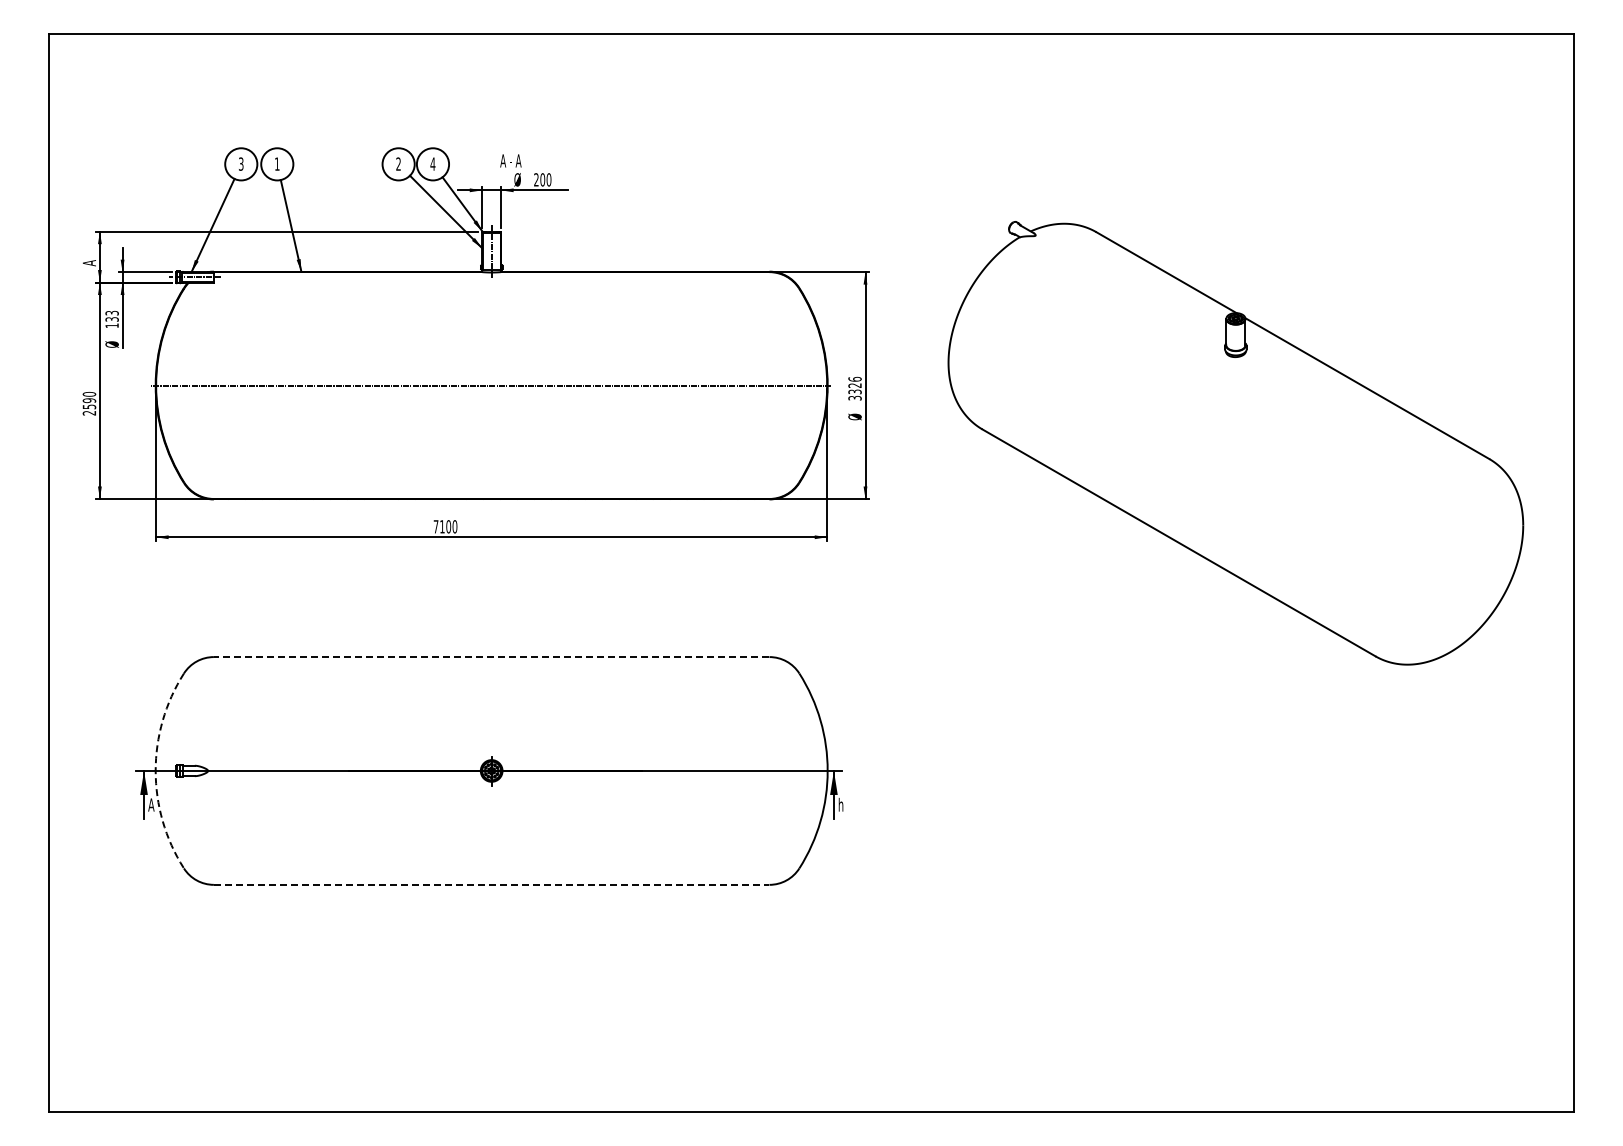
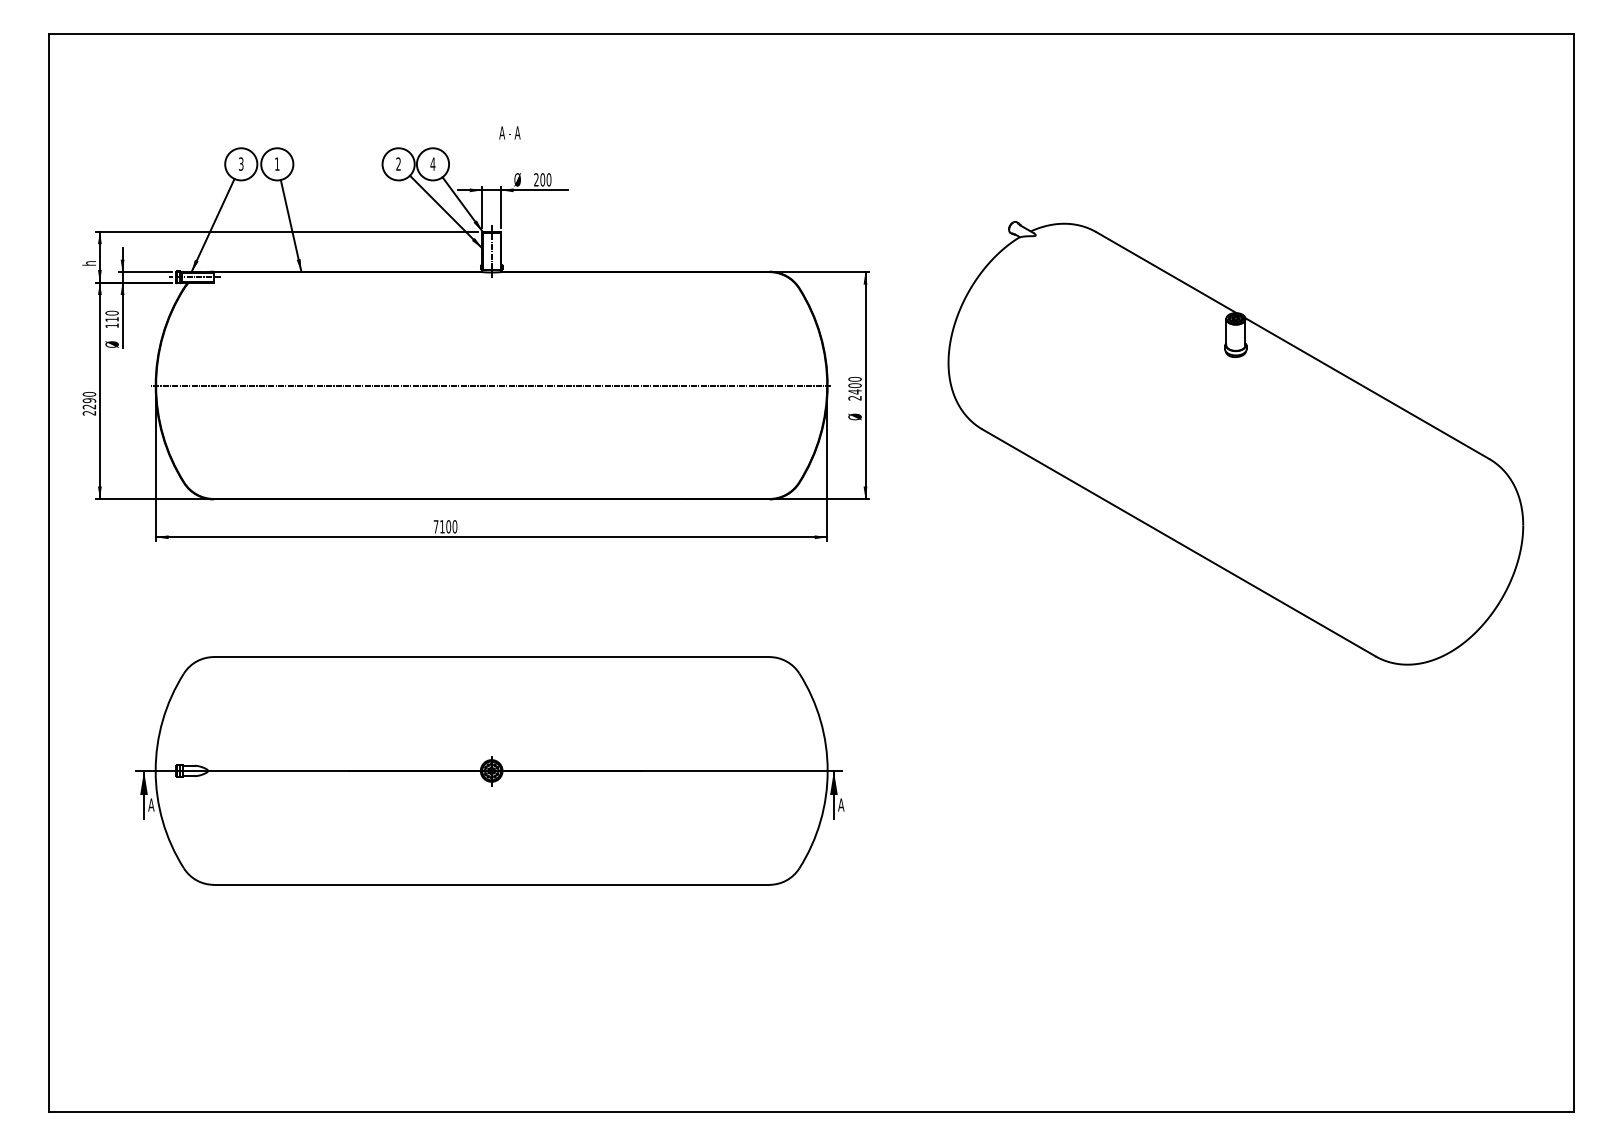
text position: (510, 160) -> (509, 132) (509, 132)
text: A -> h (88, 263)
text: 133 -> 110 (111, 315)
text: 3326 -> 2400 (854, 388)
text: 2590 -> 2290 (89, 406)
line: dashed -> solid (491, 657)
arc: dashed -> solid (155, 770)
text: h -> A (841, 804)
line: dashed -> solid (491, 884)
